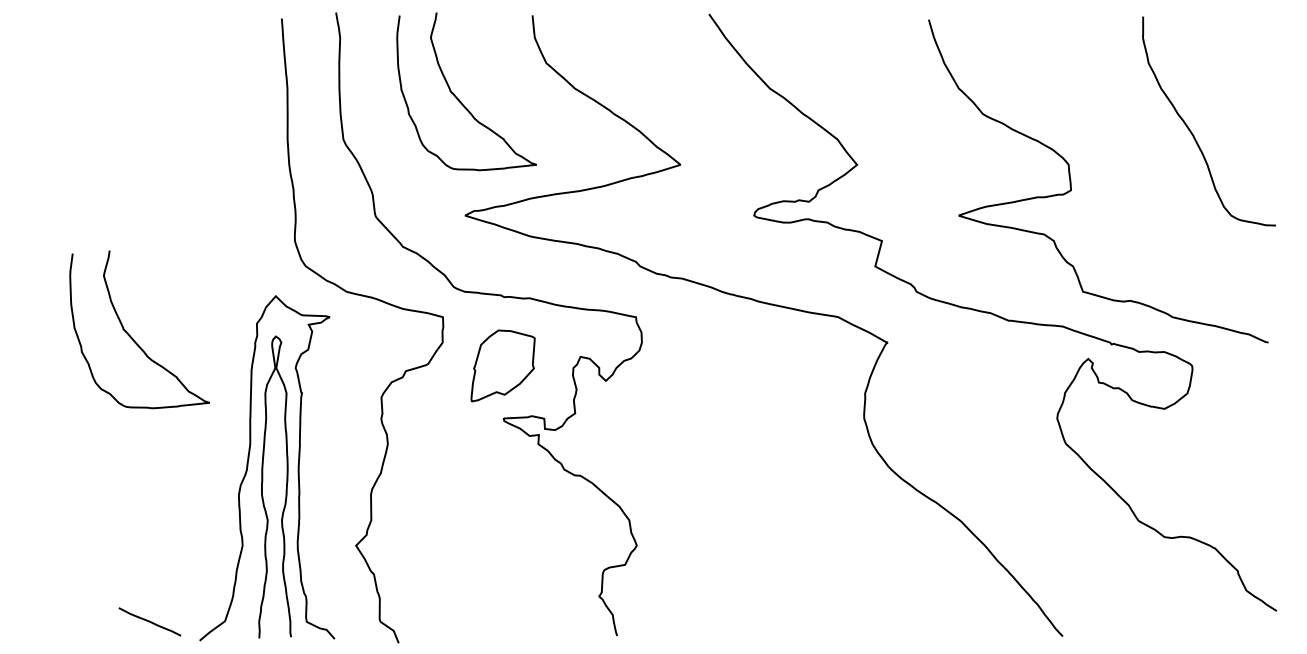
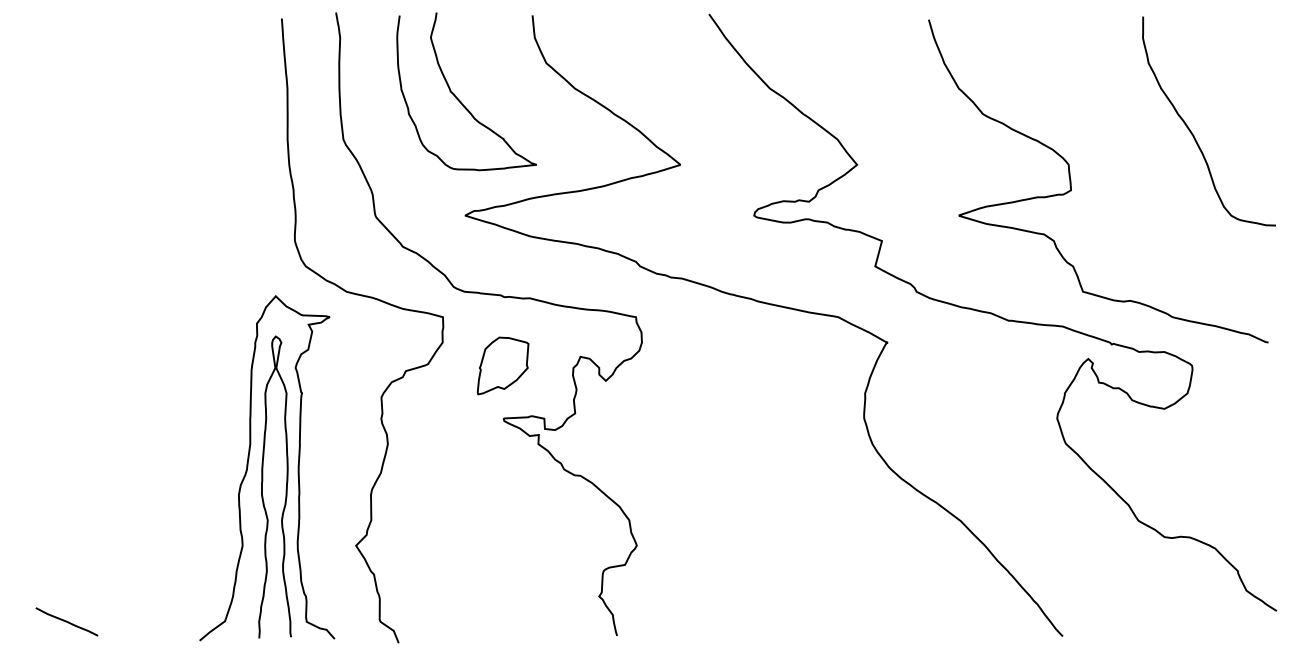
curve: present -> none (131, 336)
part size: 66x74 px -> 54x60 px (502, 365)
line position: (149, 621) -> (66, 621) (66, 621)
